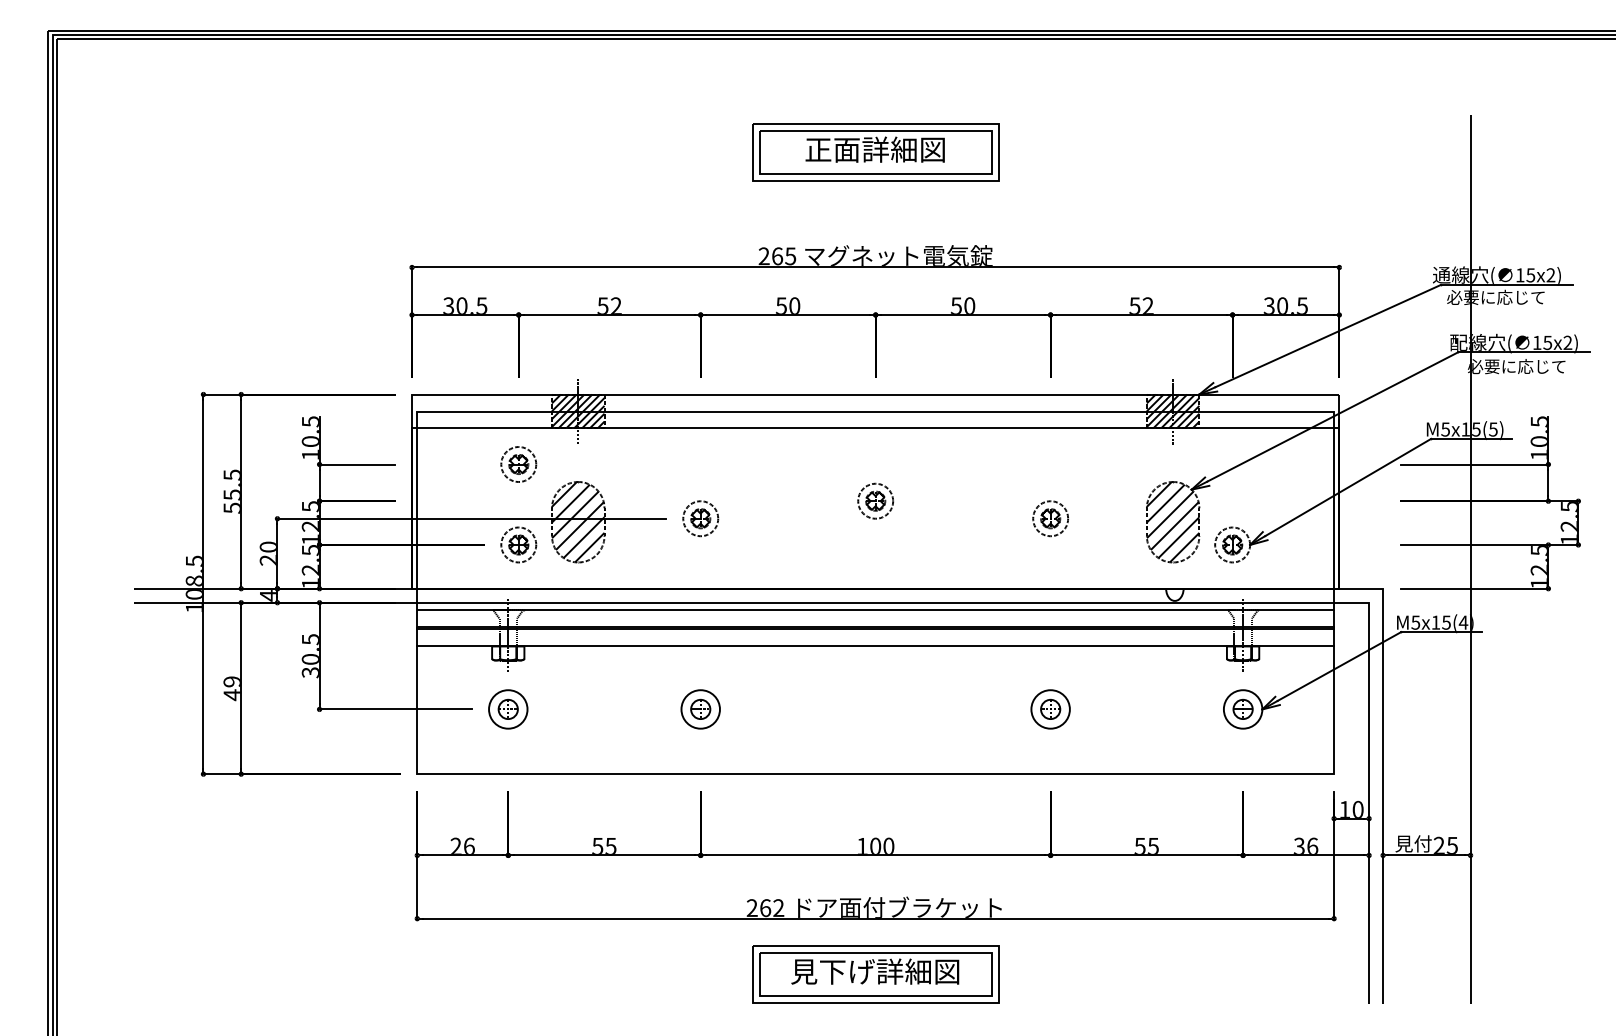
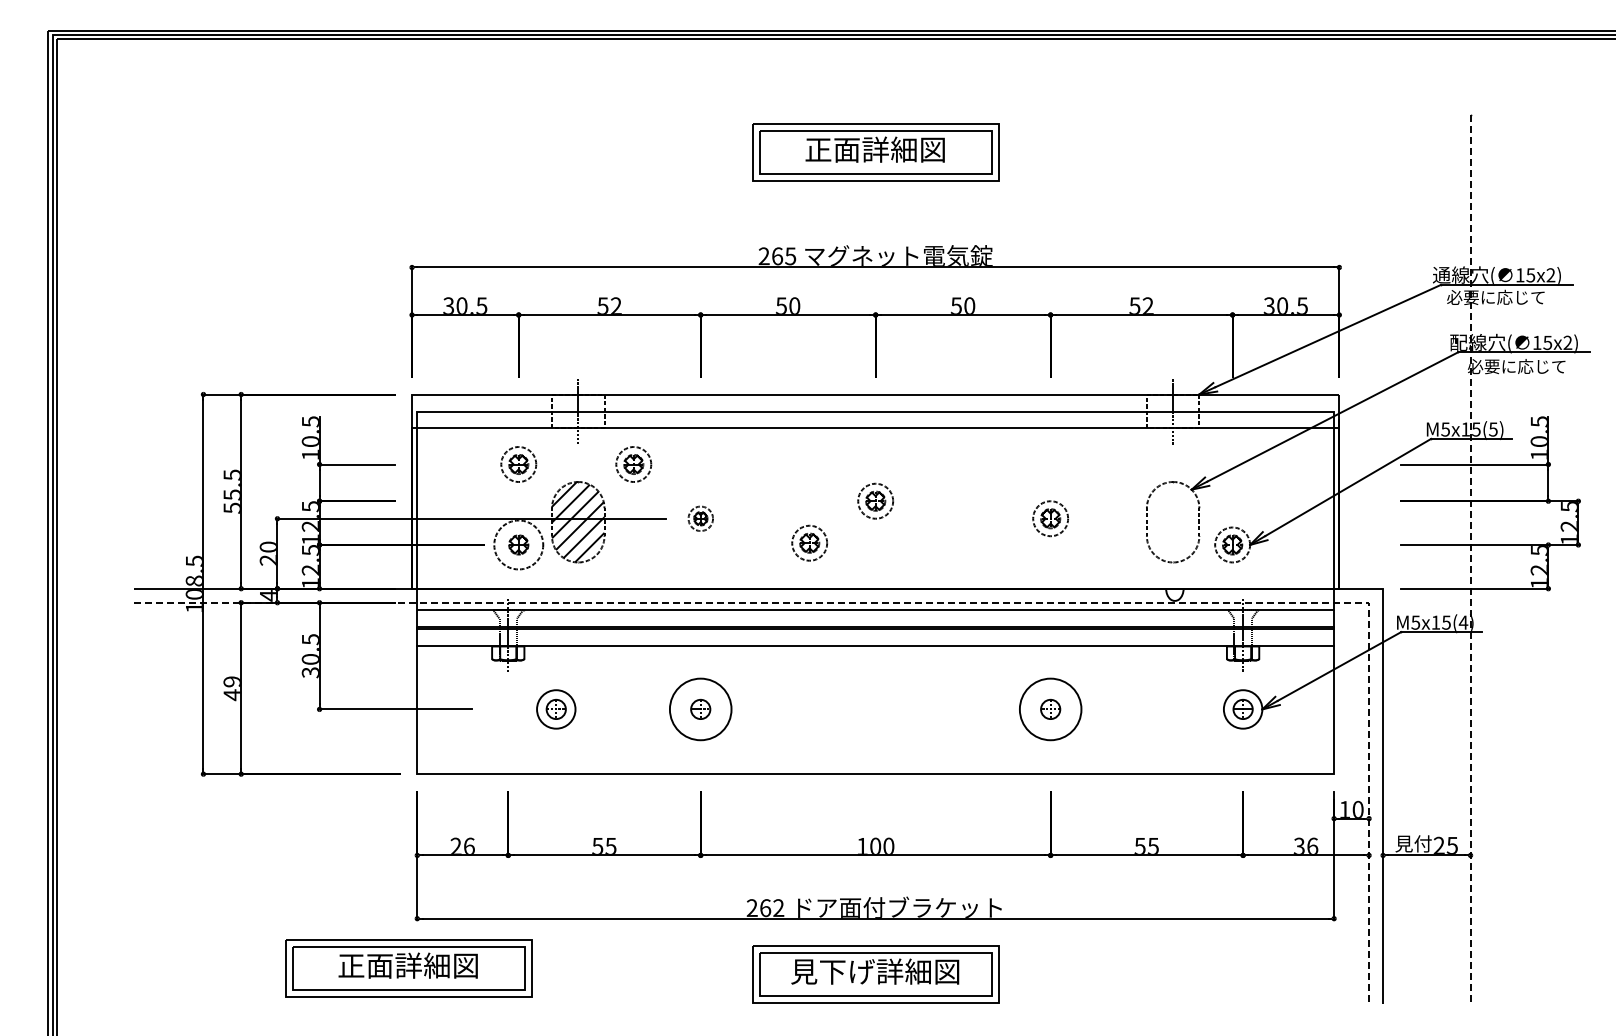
hatch: present -> none (578, 410)
hatch: present -> none (1172, 410)
part: none -> present (633, 464)
part size: 38x38 px -> 27x27 px (700, 518)
hatch: present -> none (1172, 522)
part: none -> present (809, 542)
circle diameter: 35 px -> 49 px (518, 544)
line: solid -> dashed (1470, 559)
line: solid -> dashed (953, 602)
part position: (508, 709) -> (556, 709) (556, 709)
circle diameter: 38 px -> 62 px (700, 709)
circle diameter: 38 px -> 62 px (1050, 709)
part: none -> present (408, 968)
